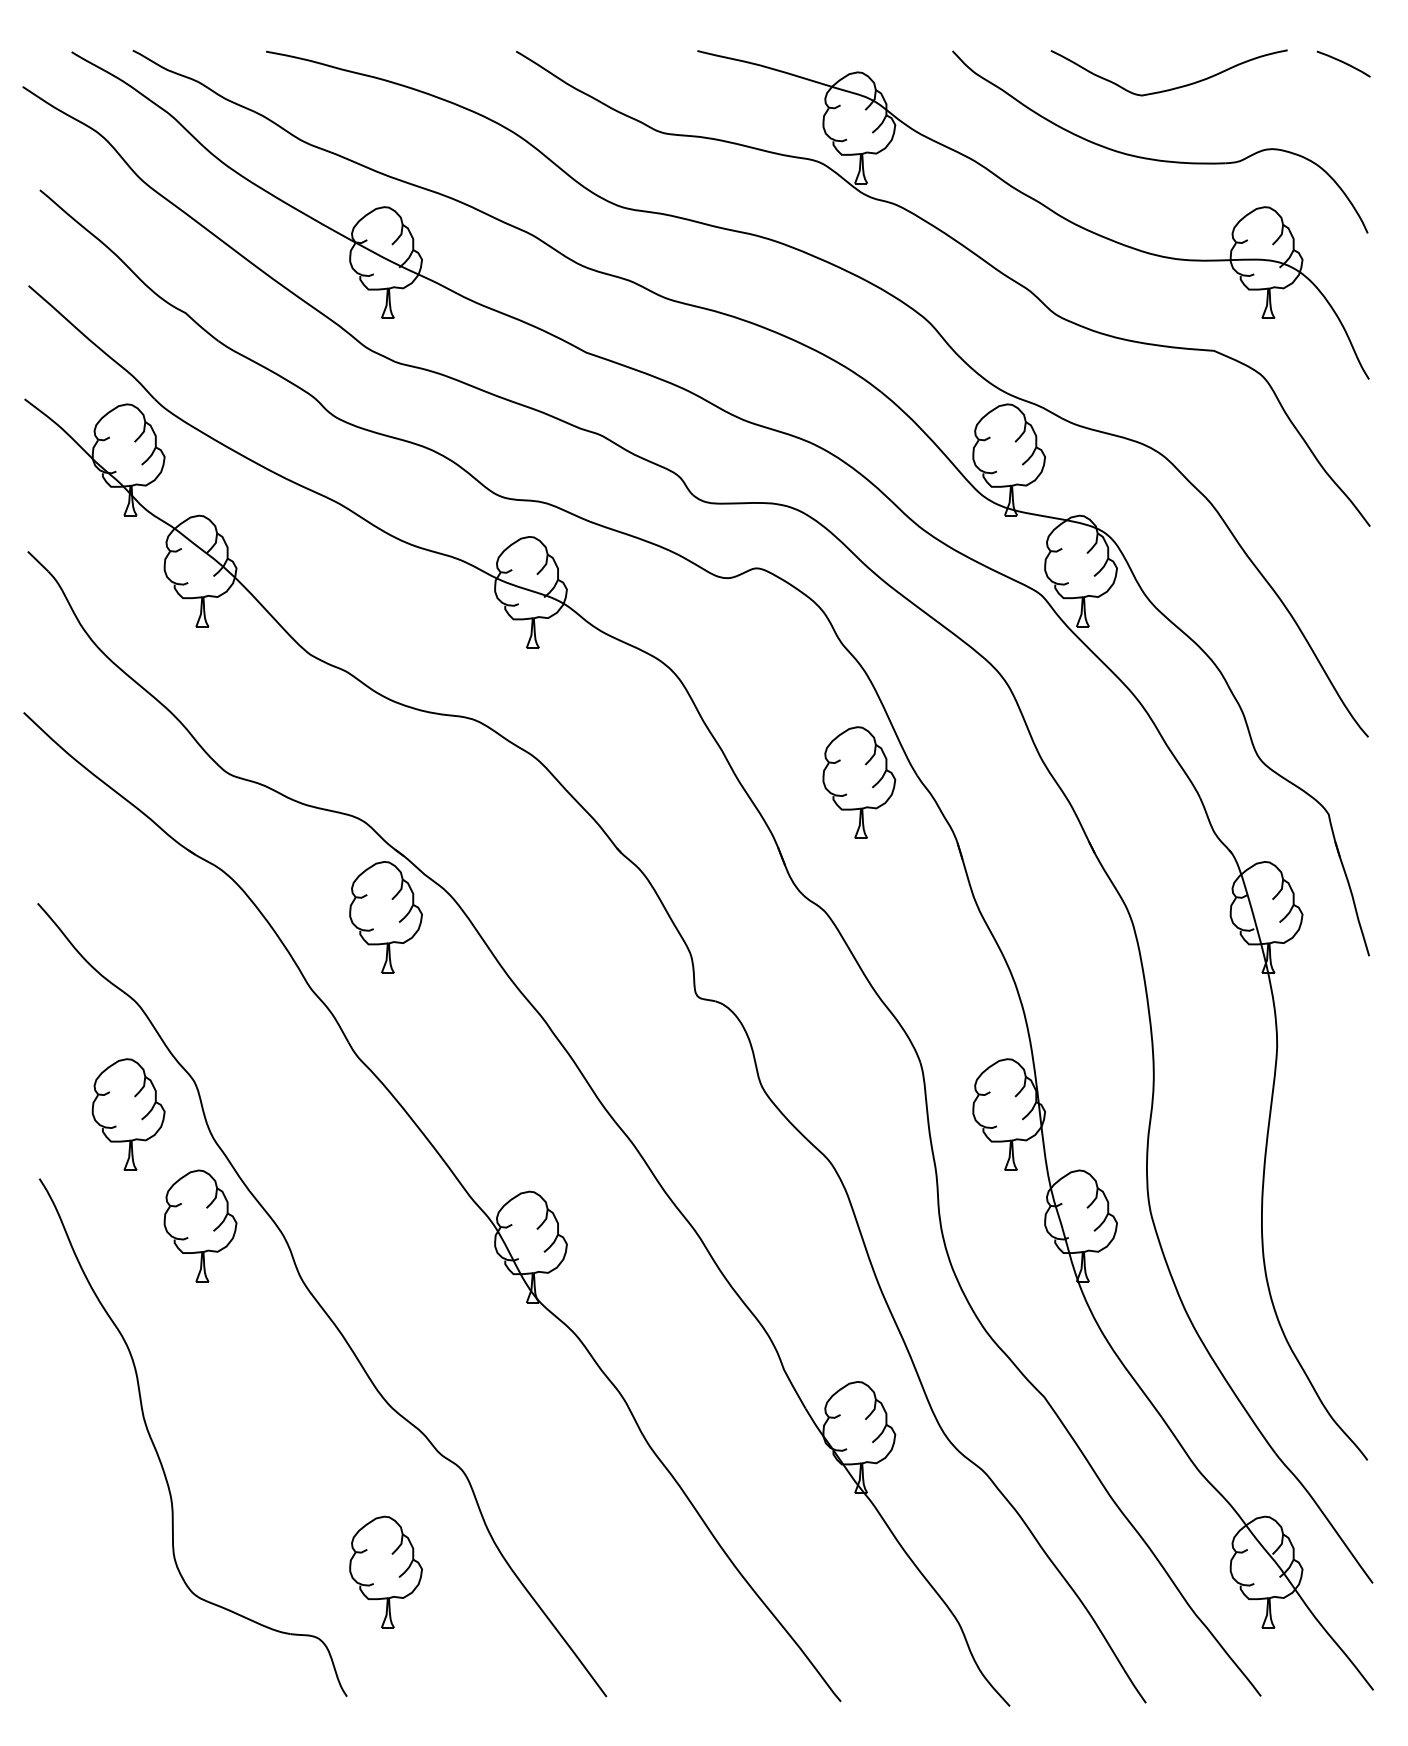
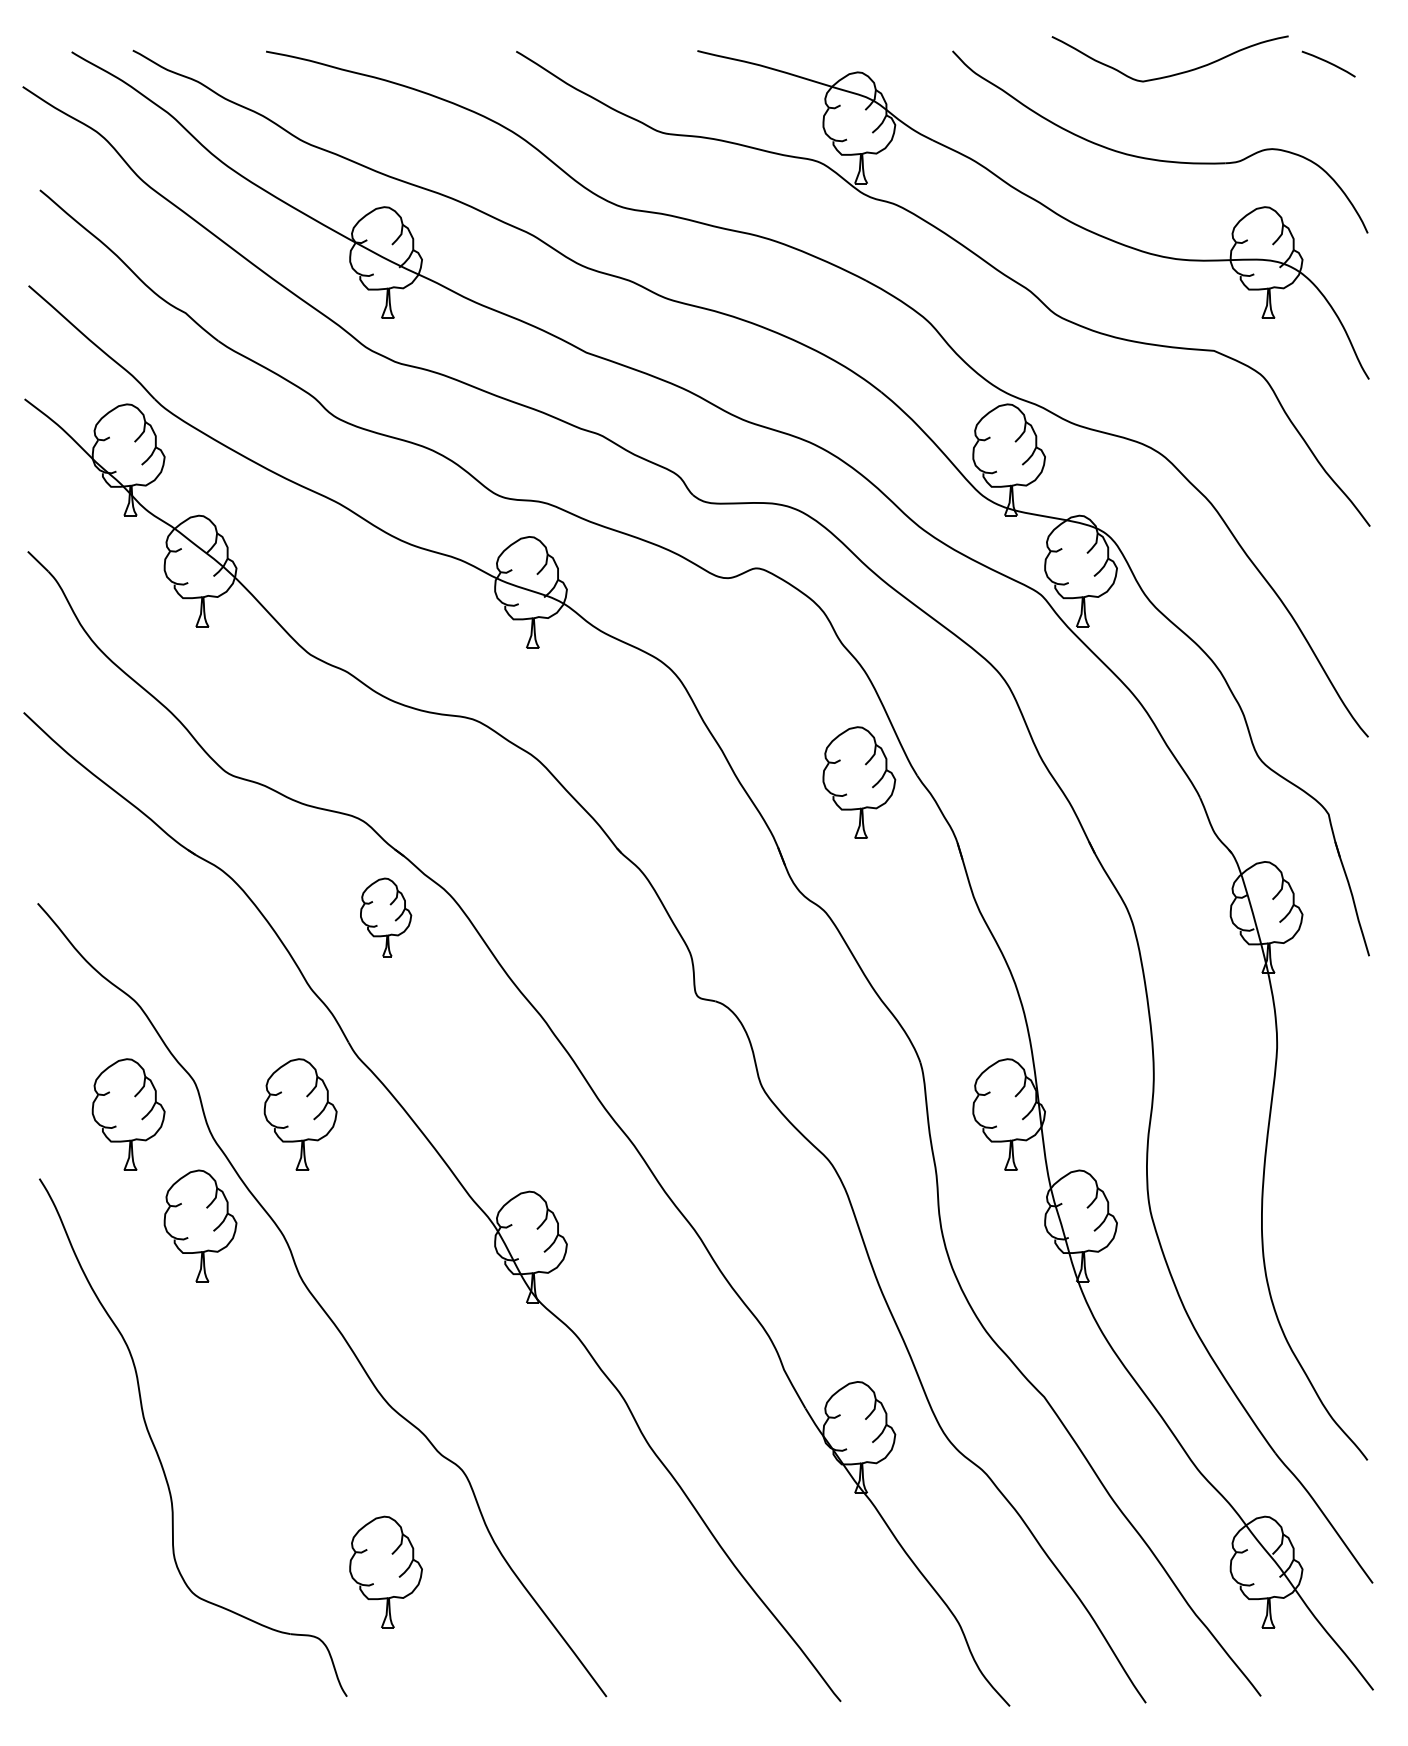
curve position: (1343, 63) -> (1328, 63) (1328, 63)
curve position: (1170, 88) -> (1171, 74) (1171, 74)
part size: 74x113 px -> 53x81 px (386, 917)
part: none -> present (300, 1114)
